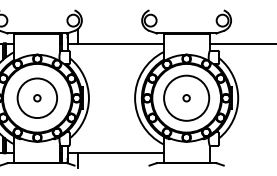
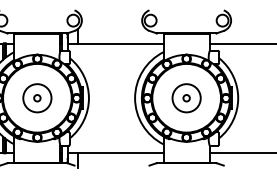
circle diameter: 45 px -> 28 px (186, 98)
circle diameter: 40 px -> 28 px (37, 98)
line: none -> present (241, 152)
